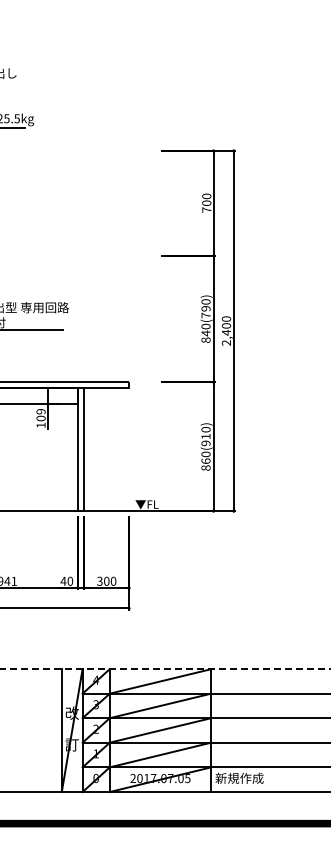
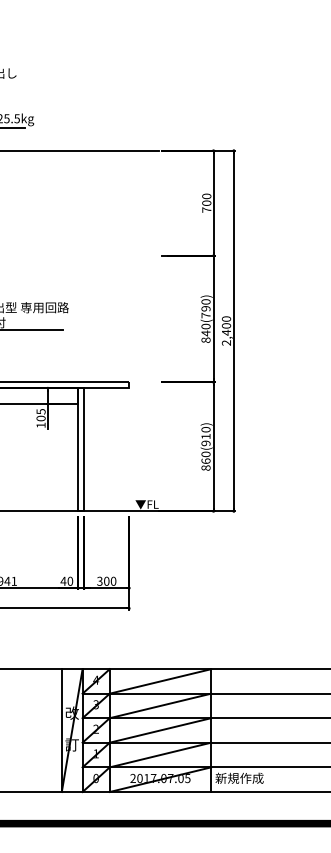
line: none -> present (80, 150)
text: 109 -> 105 (40, 411)
line: dashed -> solid (165, 669)
